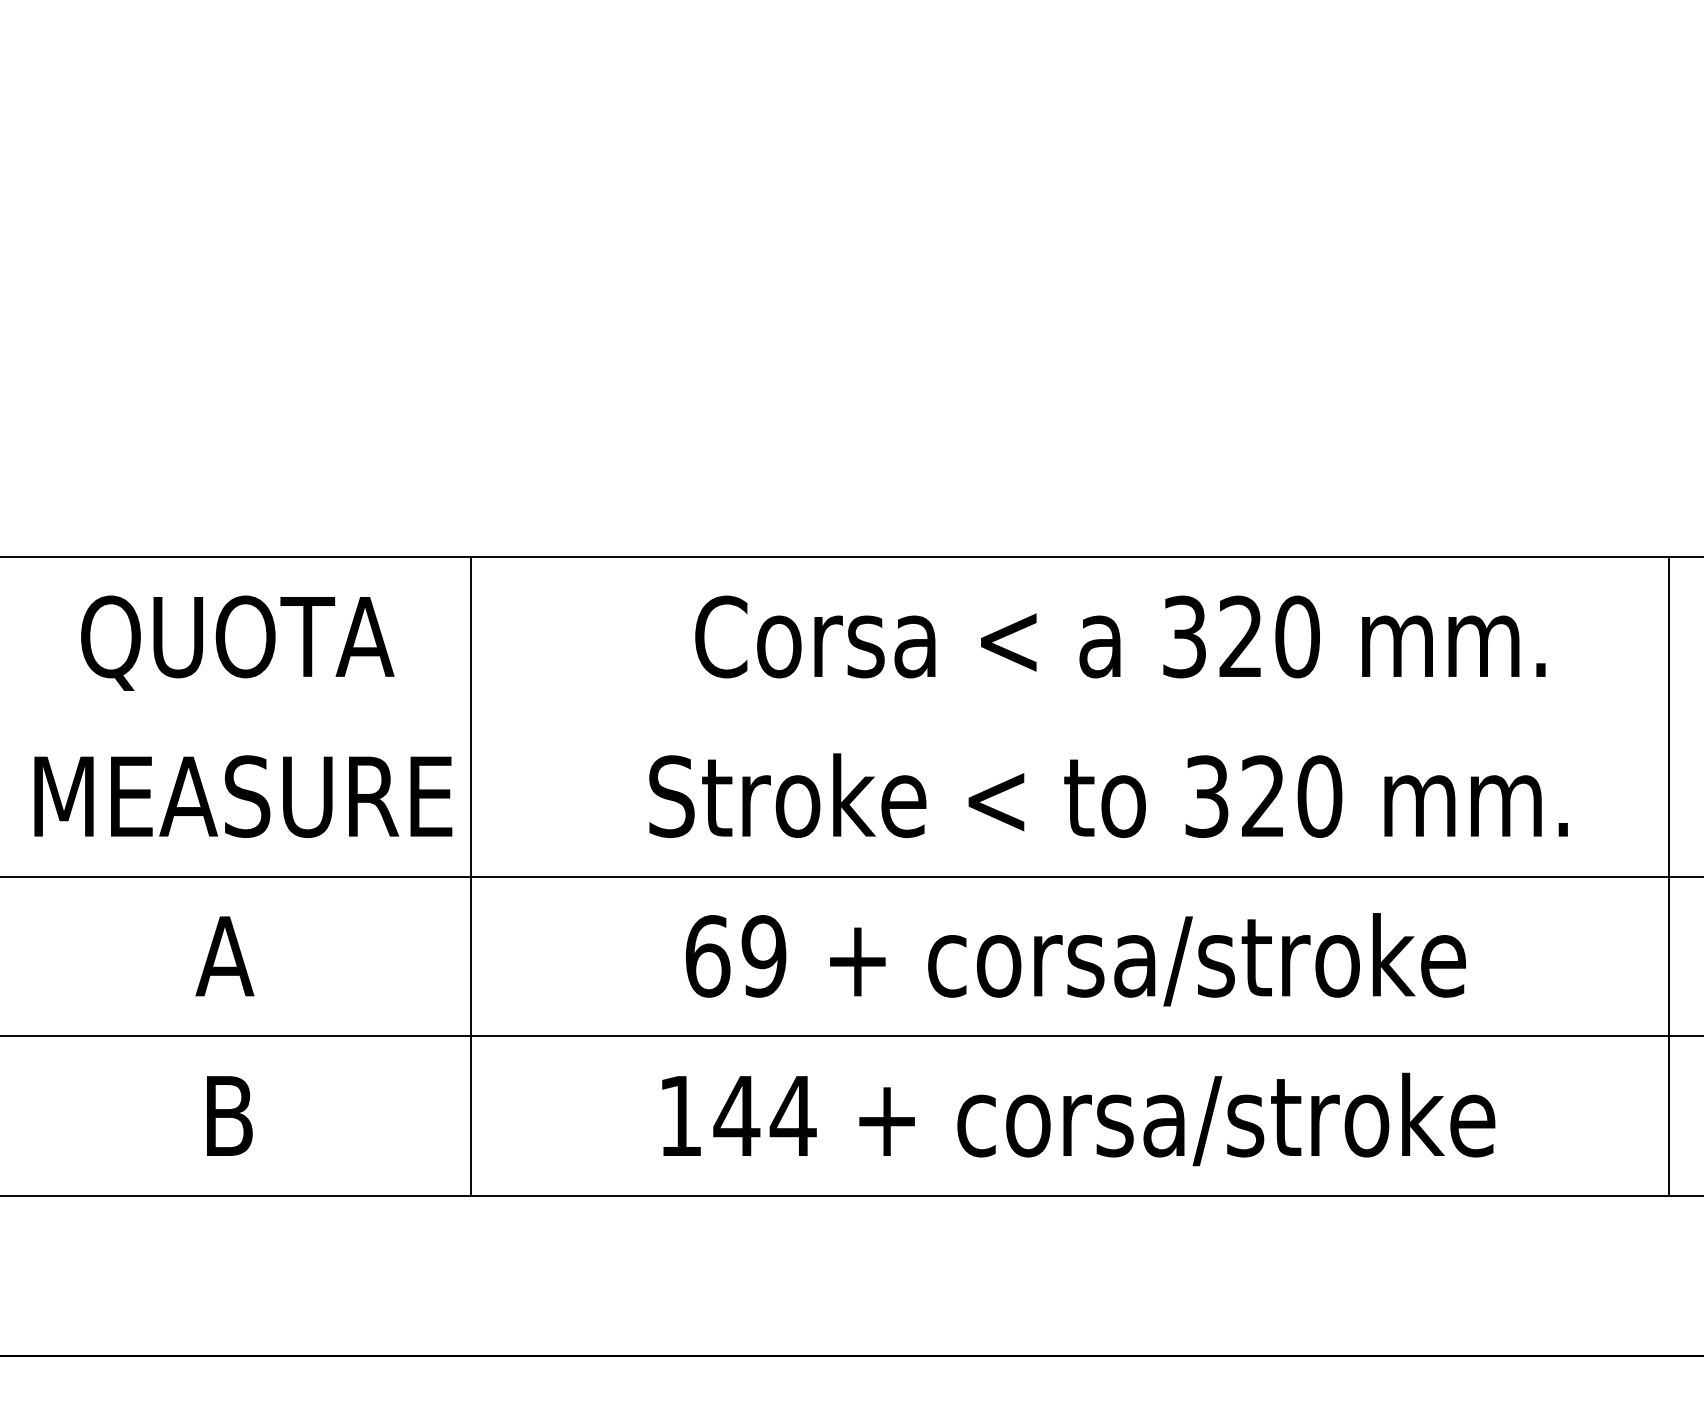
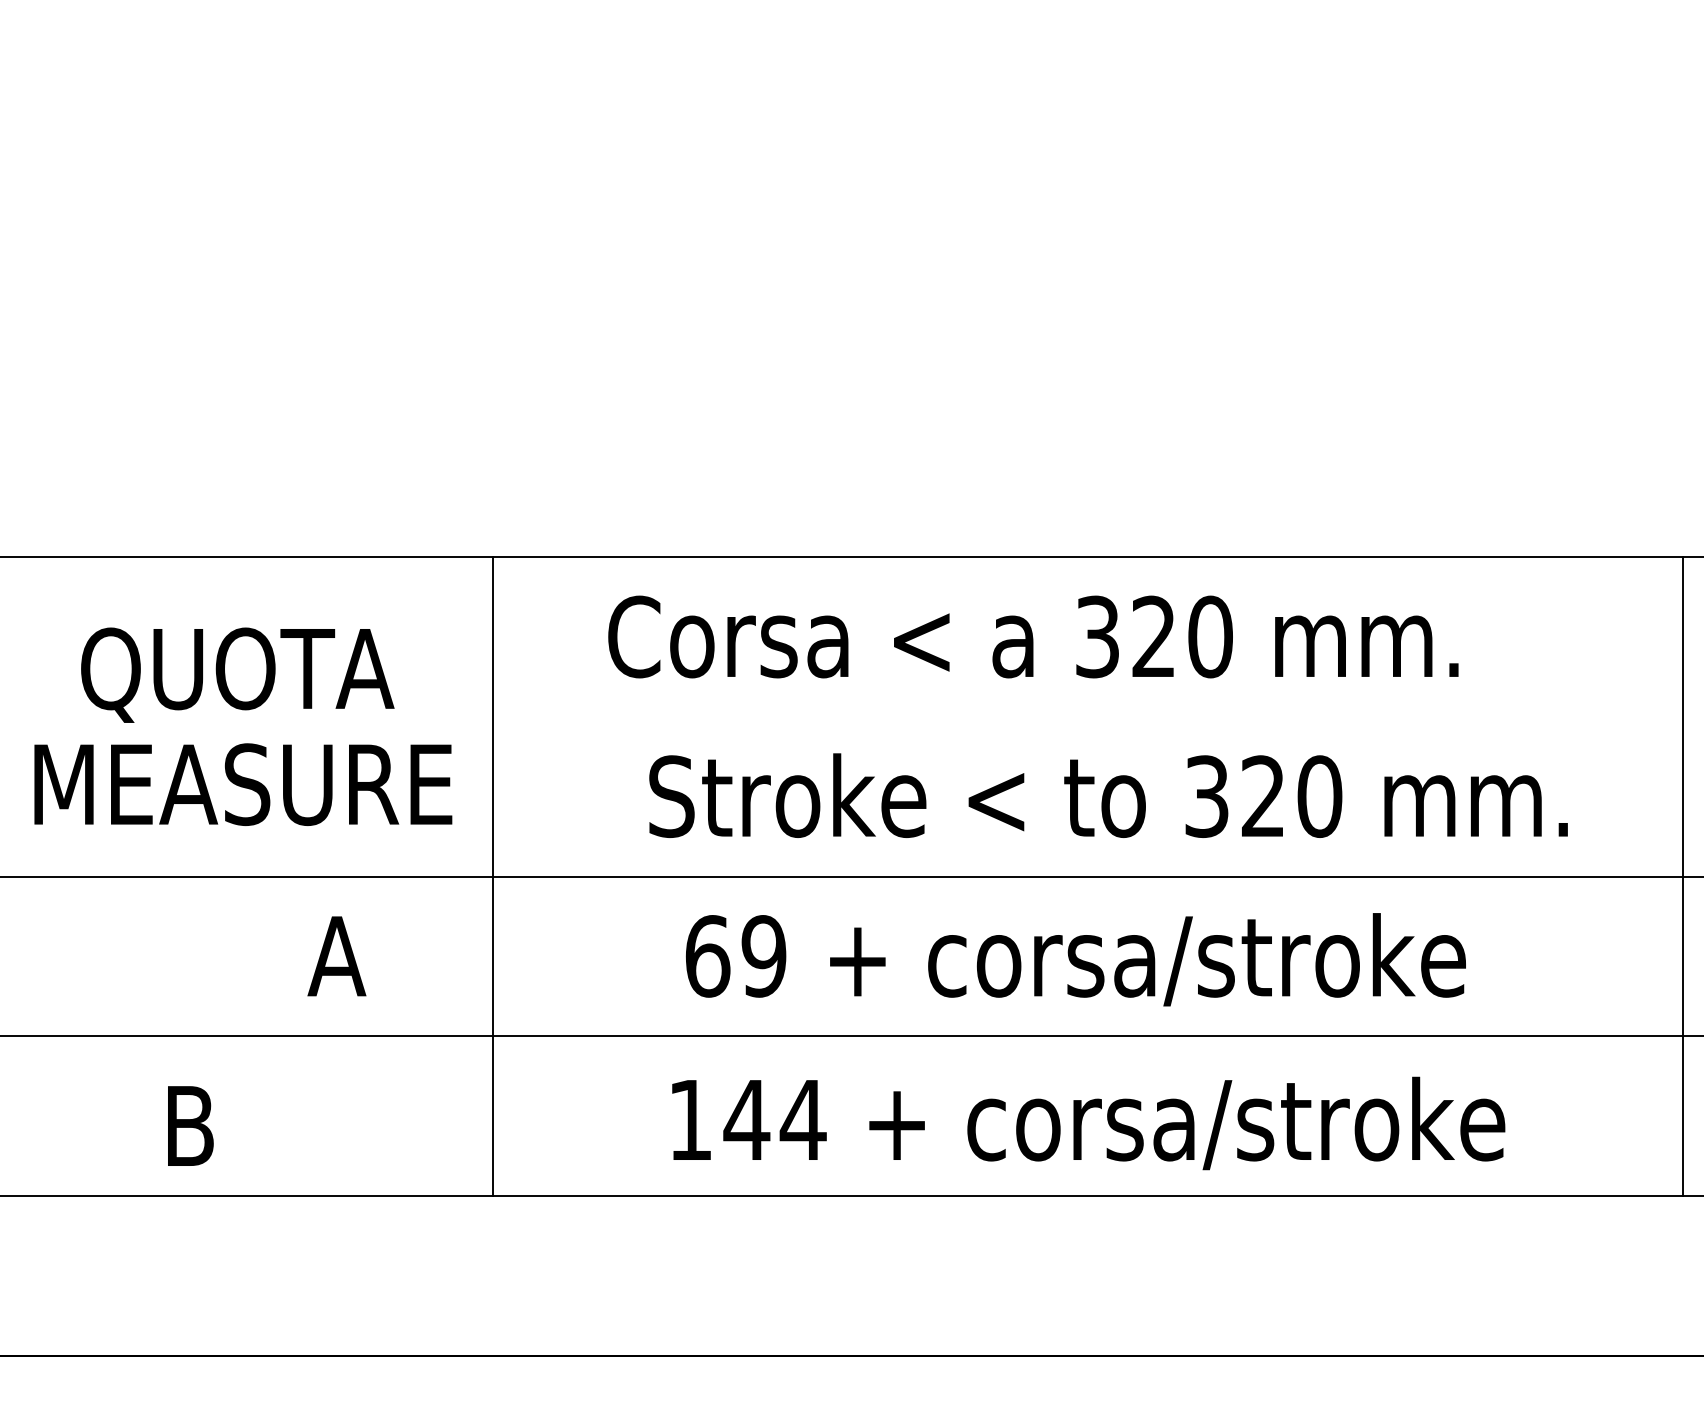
text position: (1120, 636) -> (1033, 636) (1033, 636)
text position: (237, 642) -> (237, 674) (237, 674)
text position: (243, 796) -> (243, 784) (243, 784)
line position: (470, 876) -> (492, 876) (492, 876)
line position: (1668, 876) -> (1682, 876) (1682, 876)
text position: (224, 956) -> (336, 956) (336, 956)
text position: (229, 1115) -> (190, 1125) (190, 1125)
text position: (1078, 1119) -> (1088, 1123) (1088, 1123)
